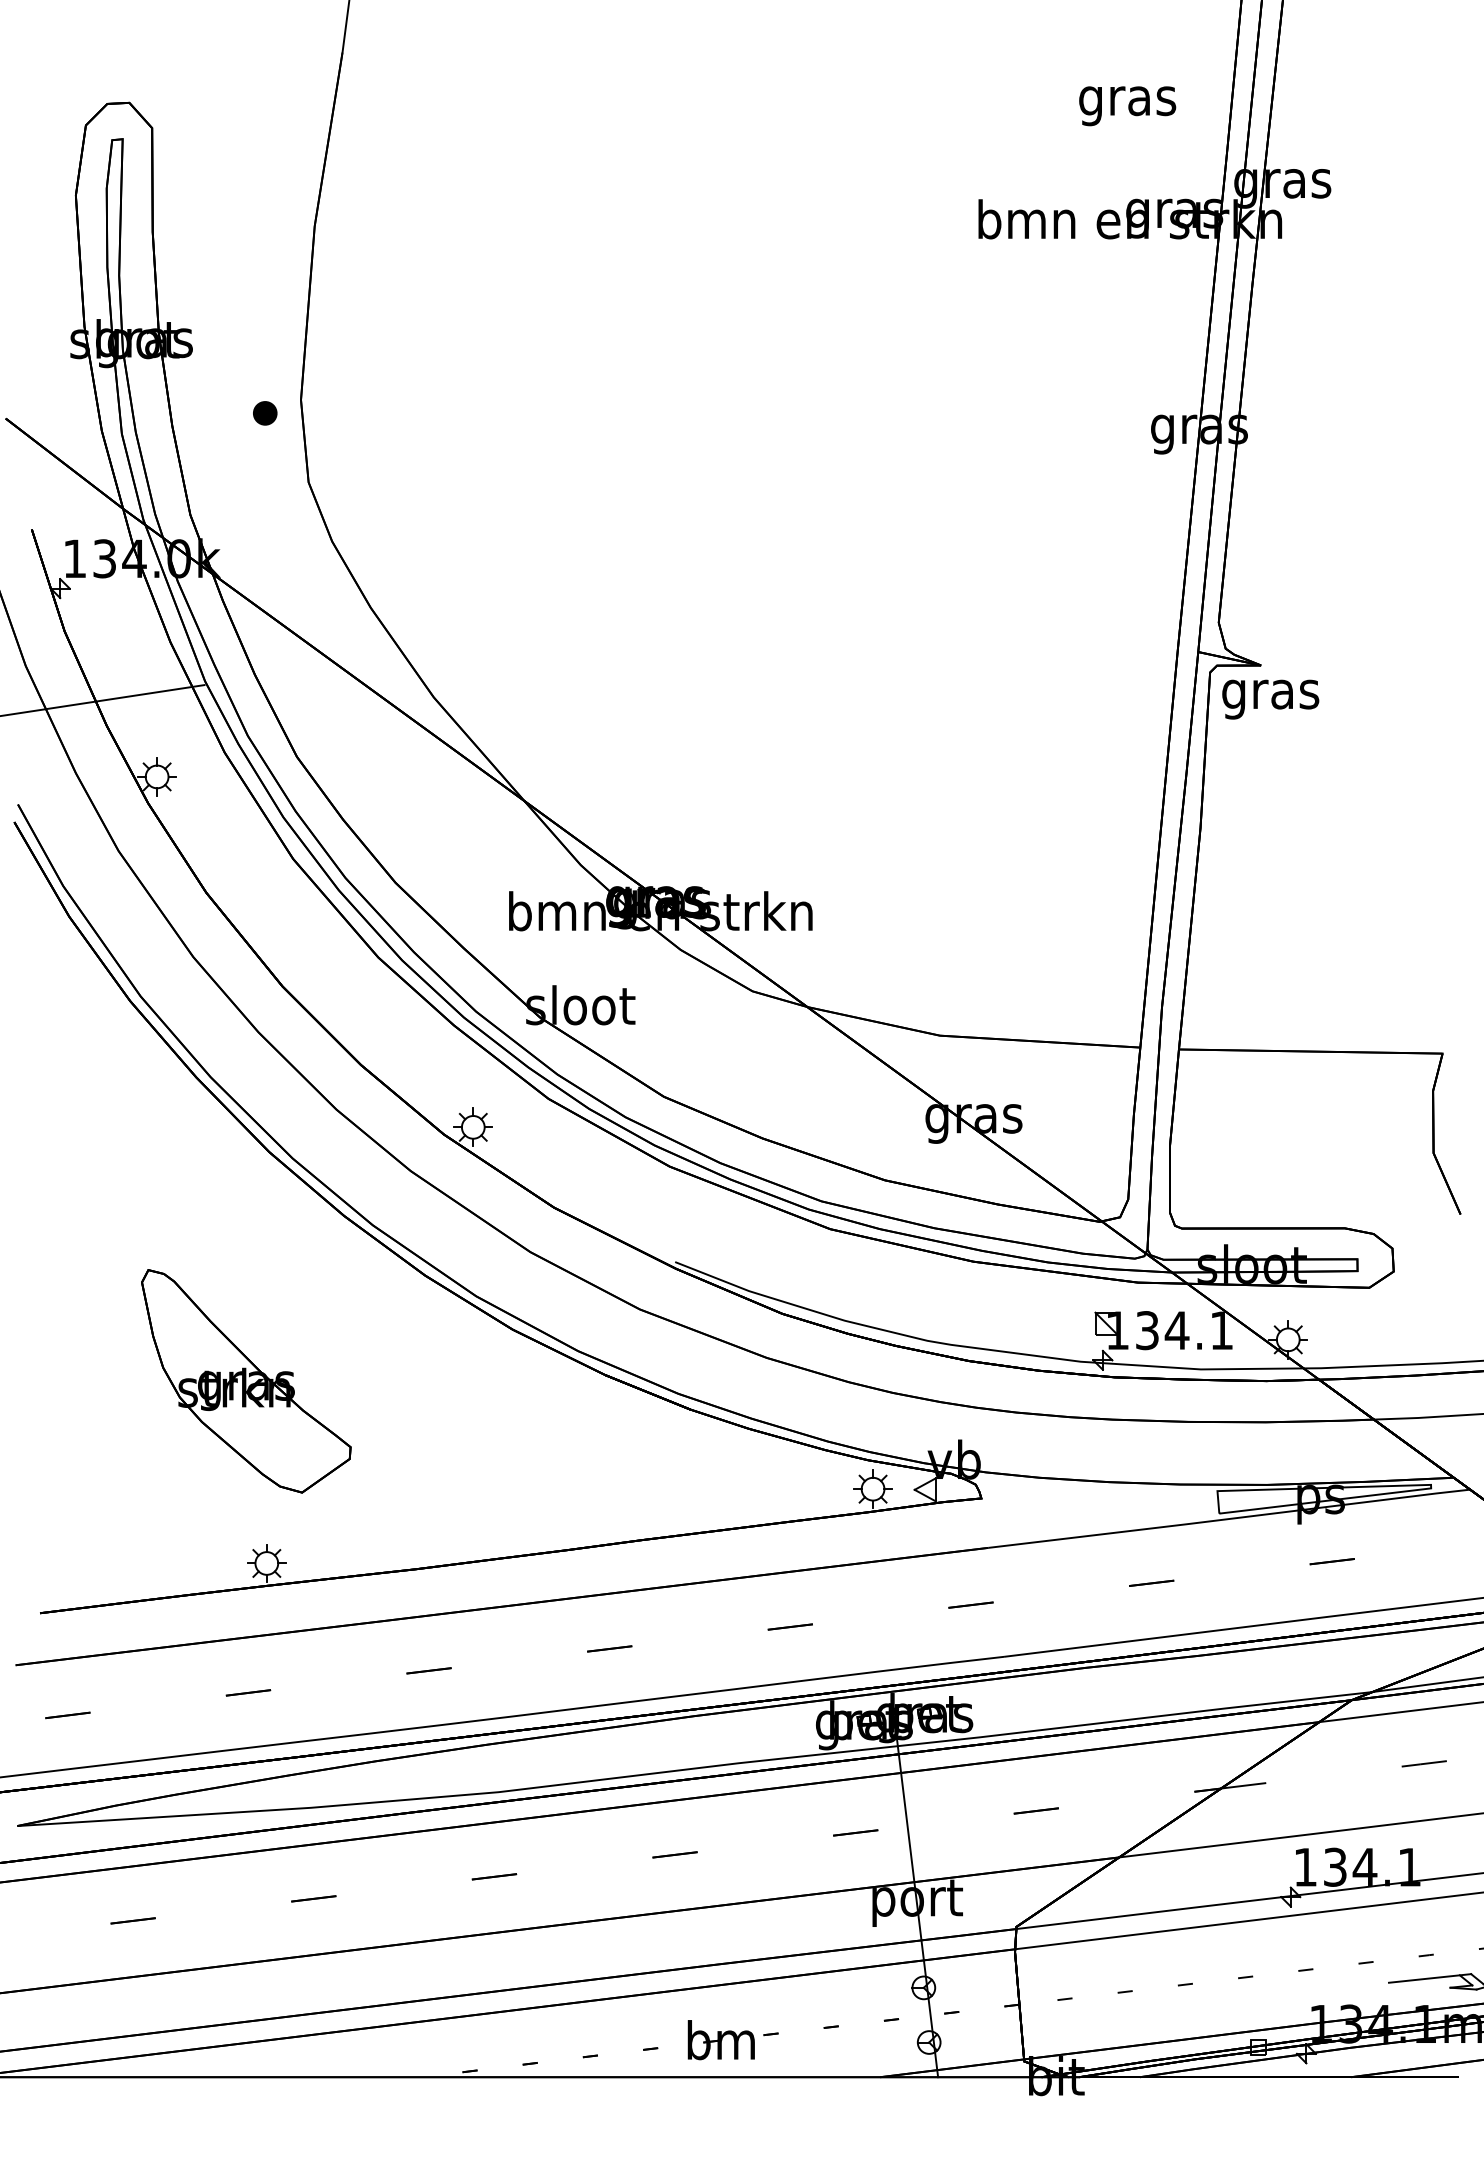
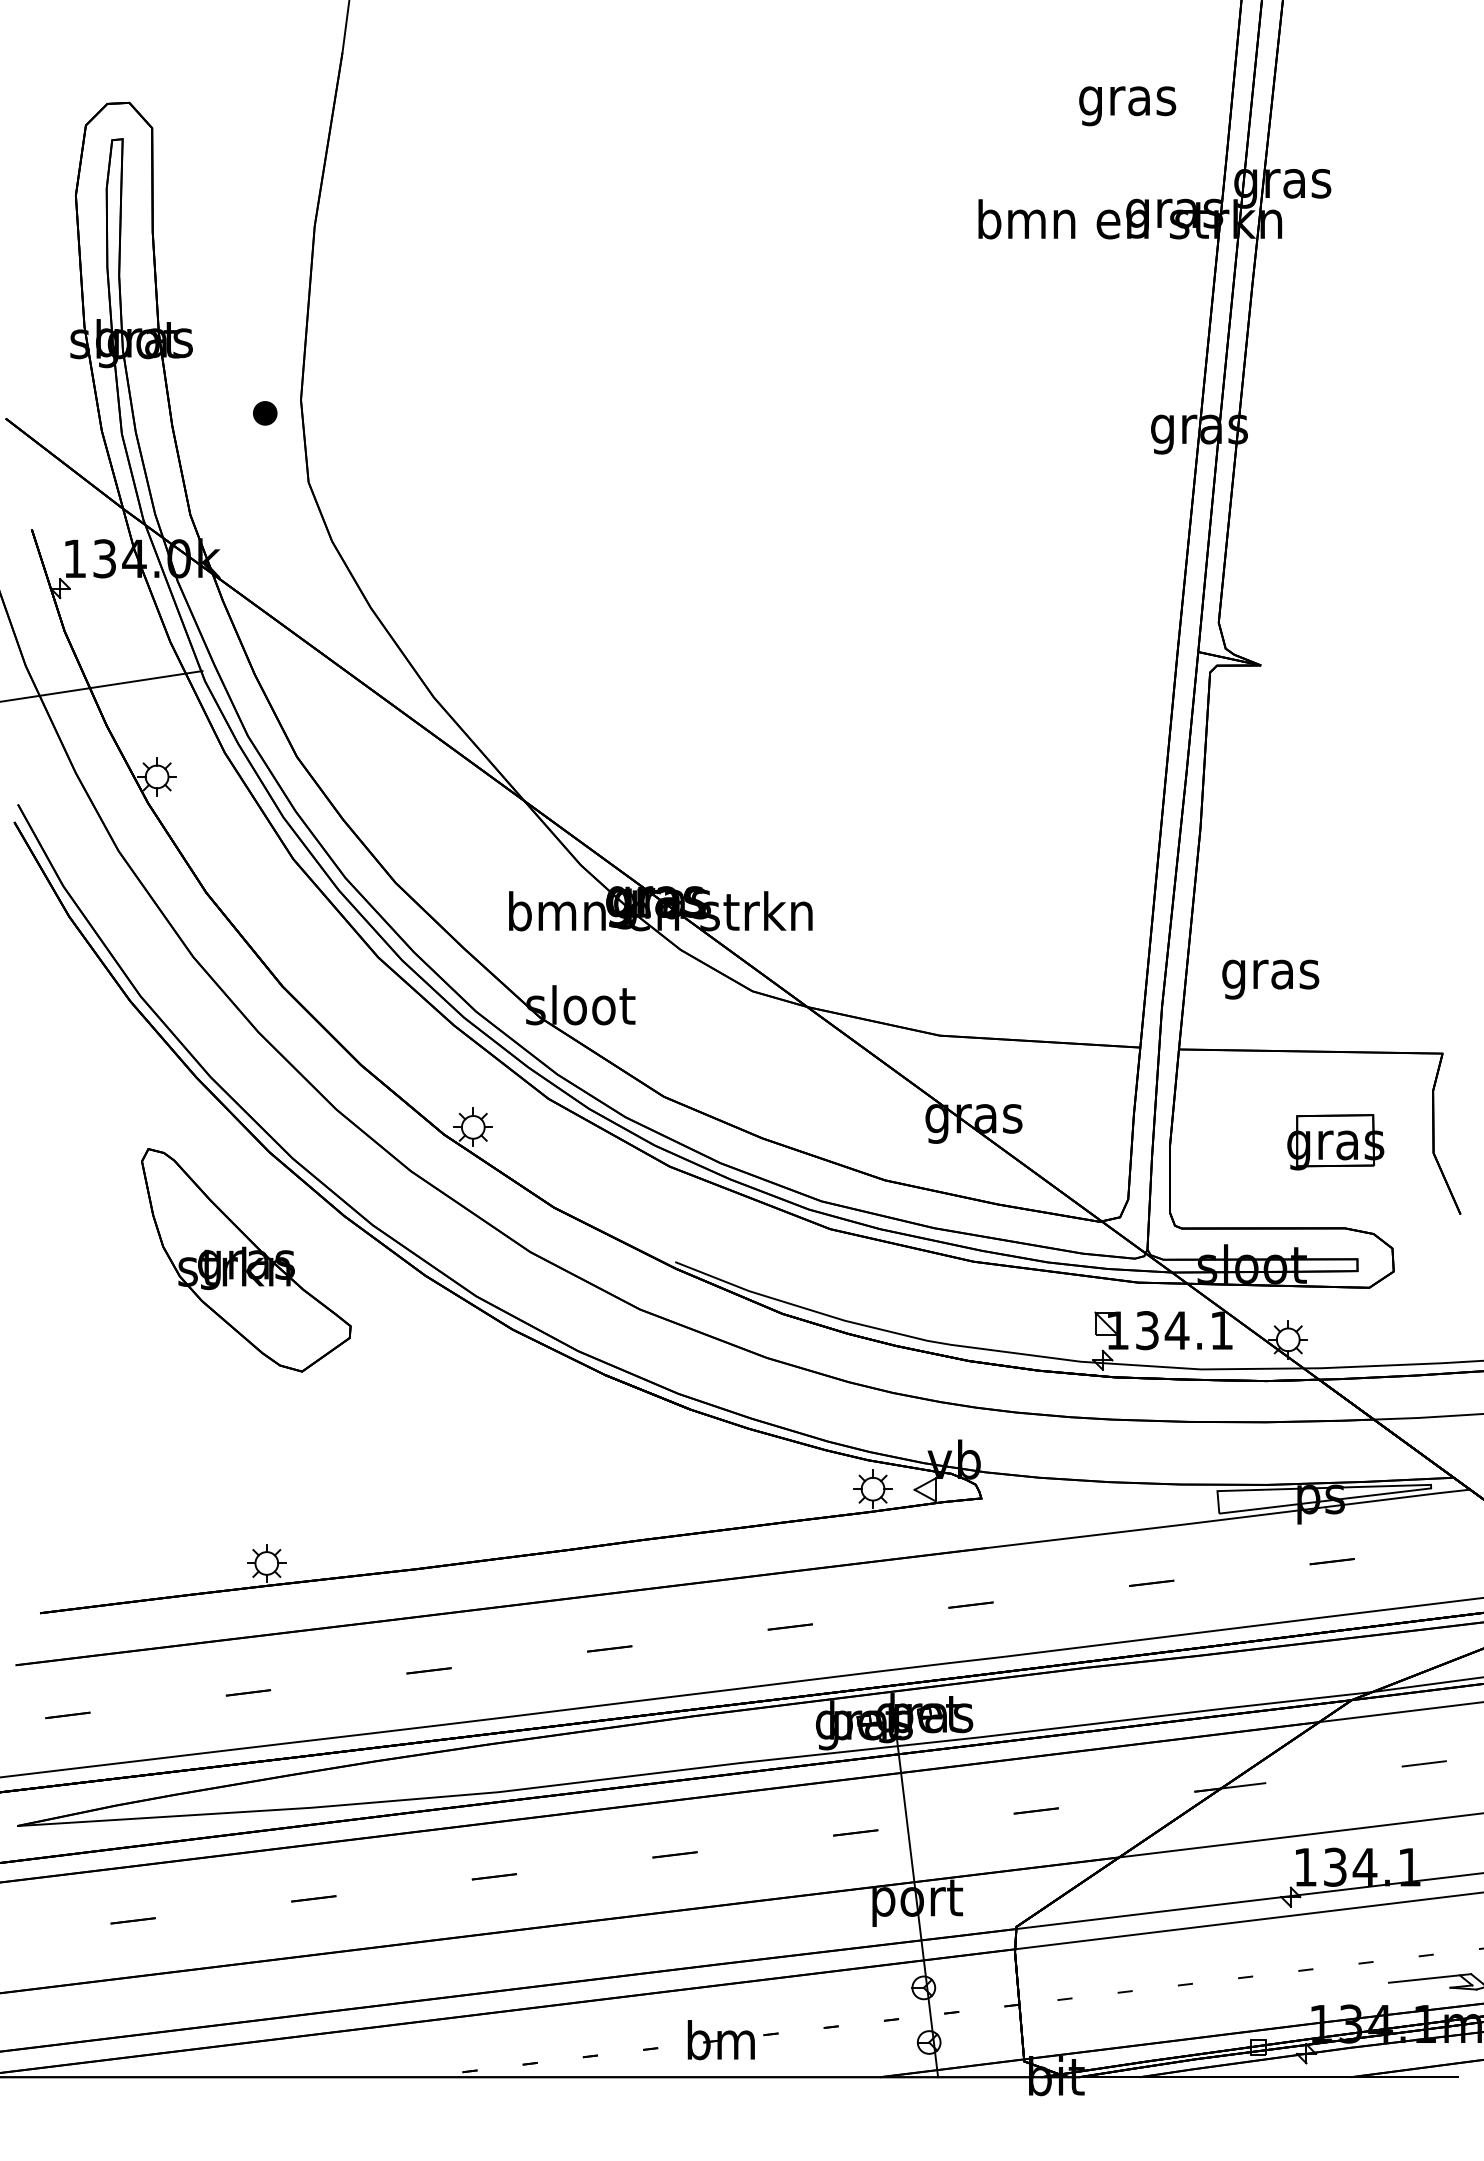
text position: (1270, 699) -> (1270, 979) (1270, 979)
line position: (103, 700) -> (102, 686) (102, 686)
part: none -> present (1335, 1142)
part position: (246, 1381) -> (246, 1260) (246, 1260)
